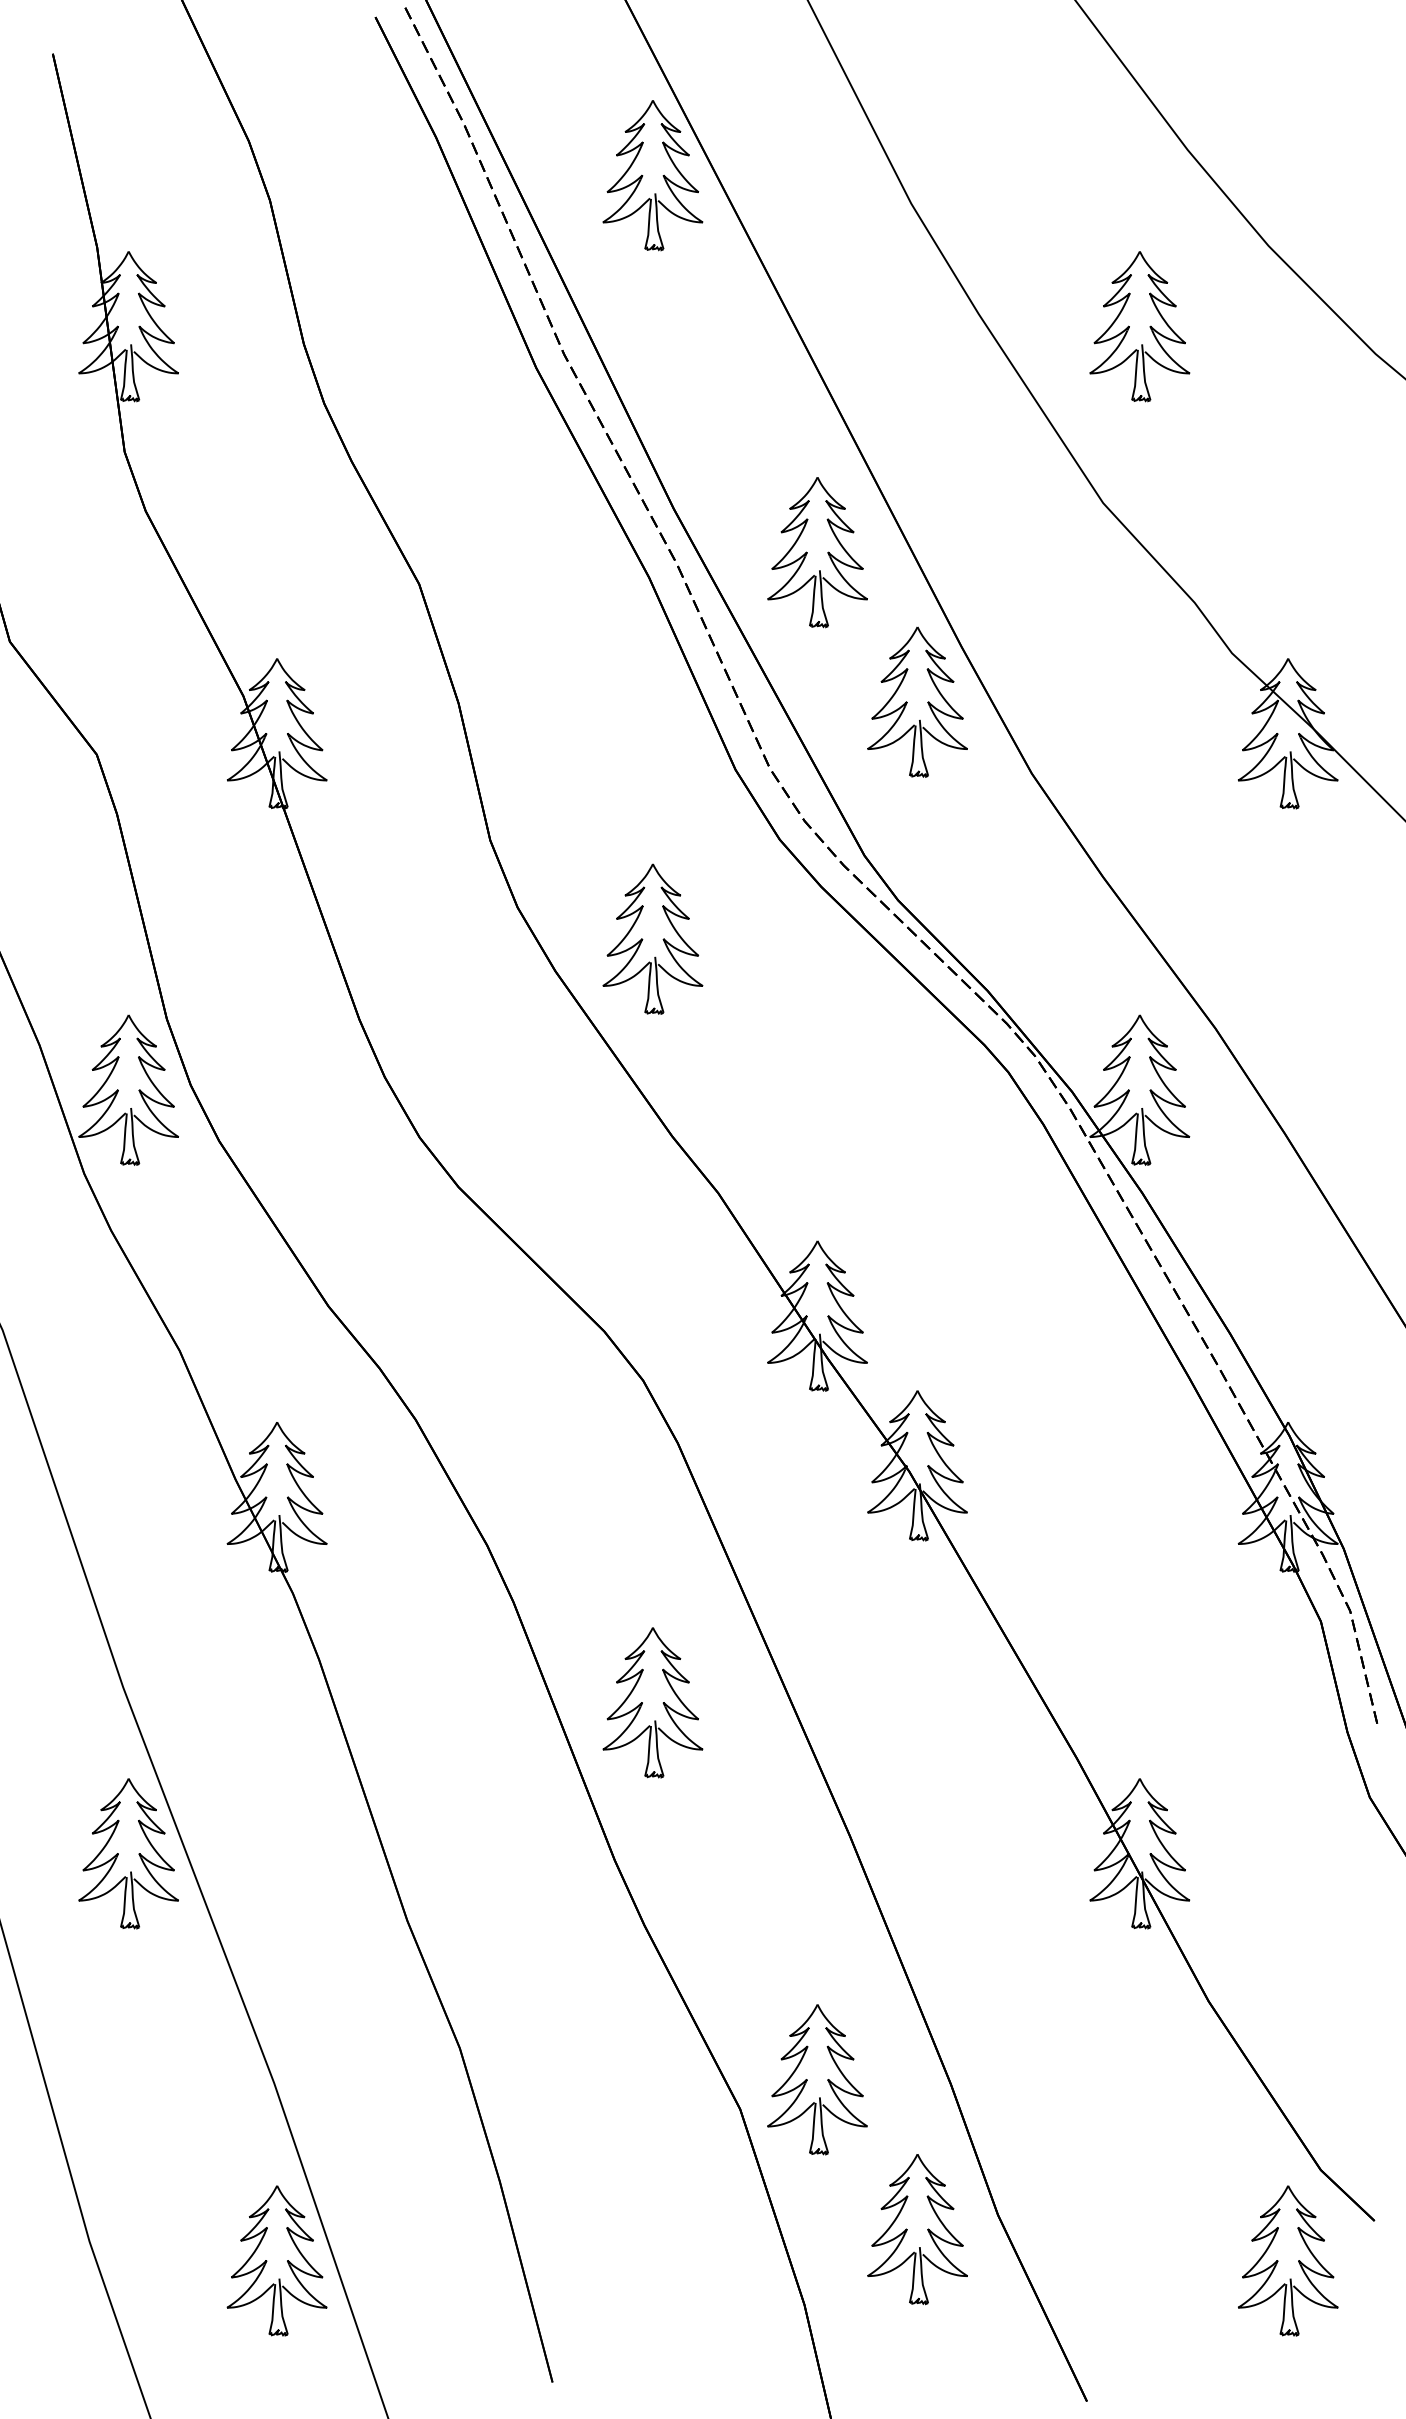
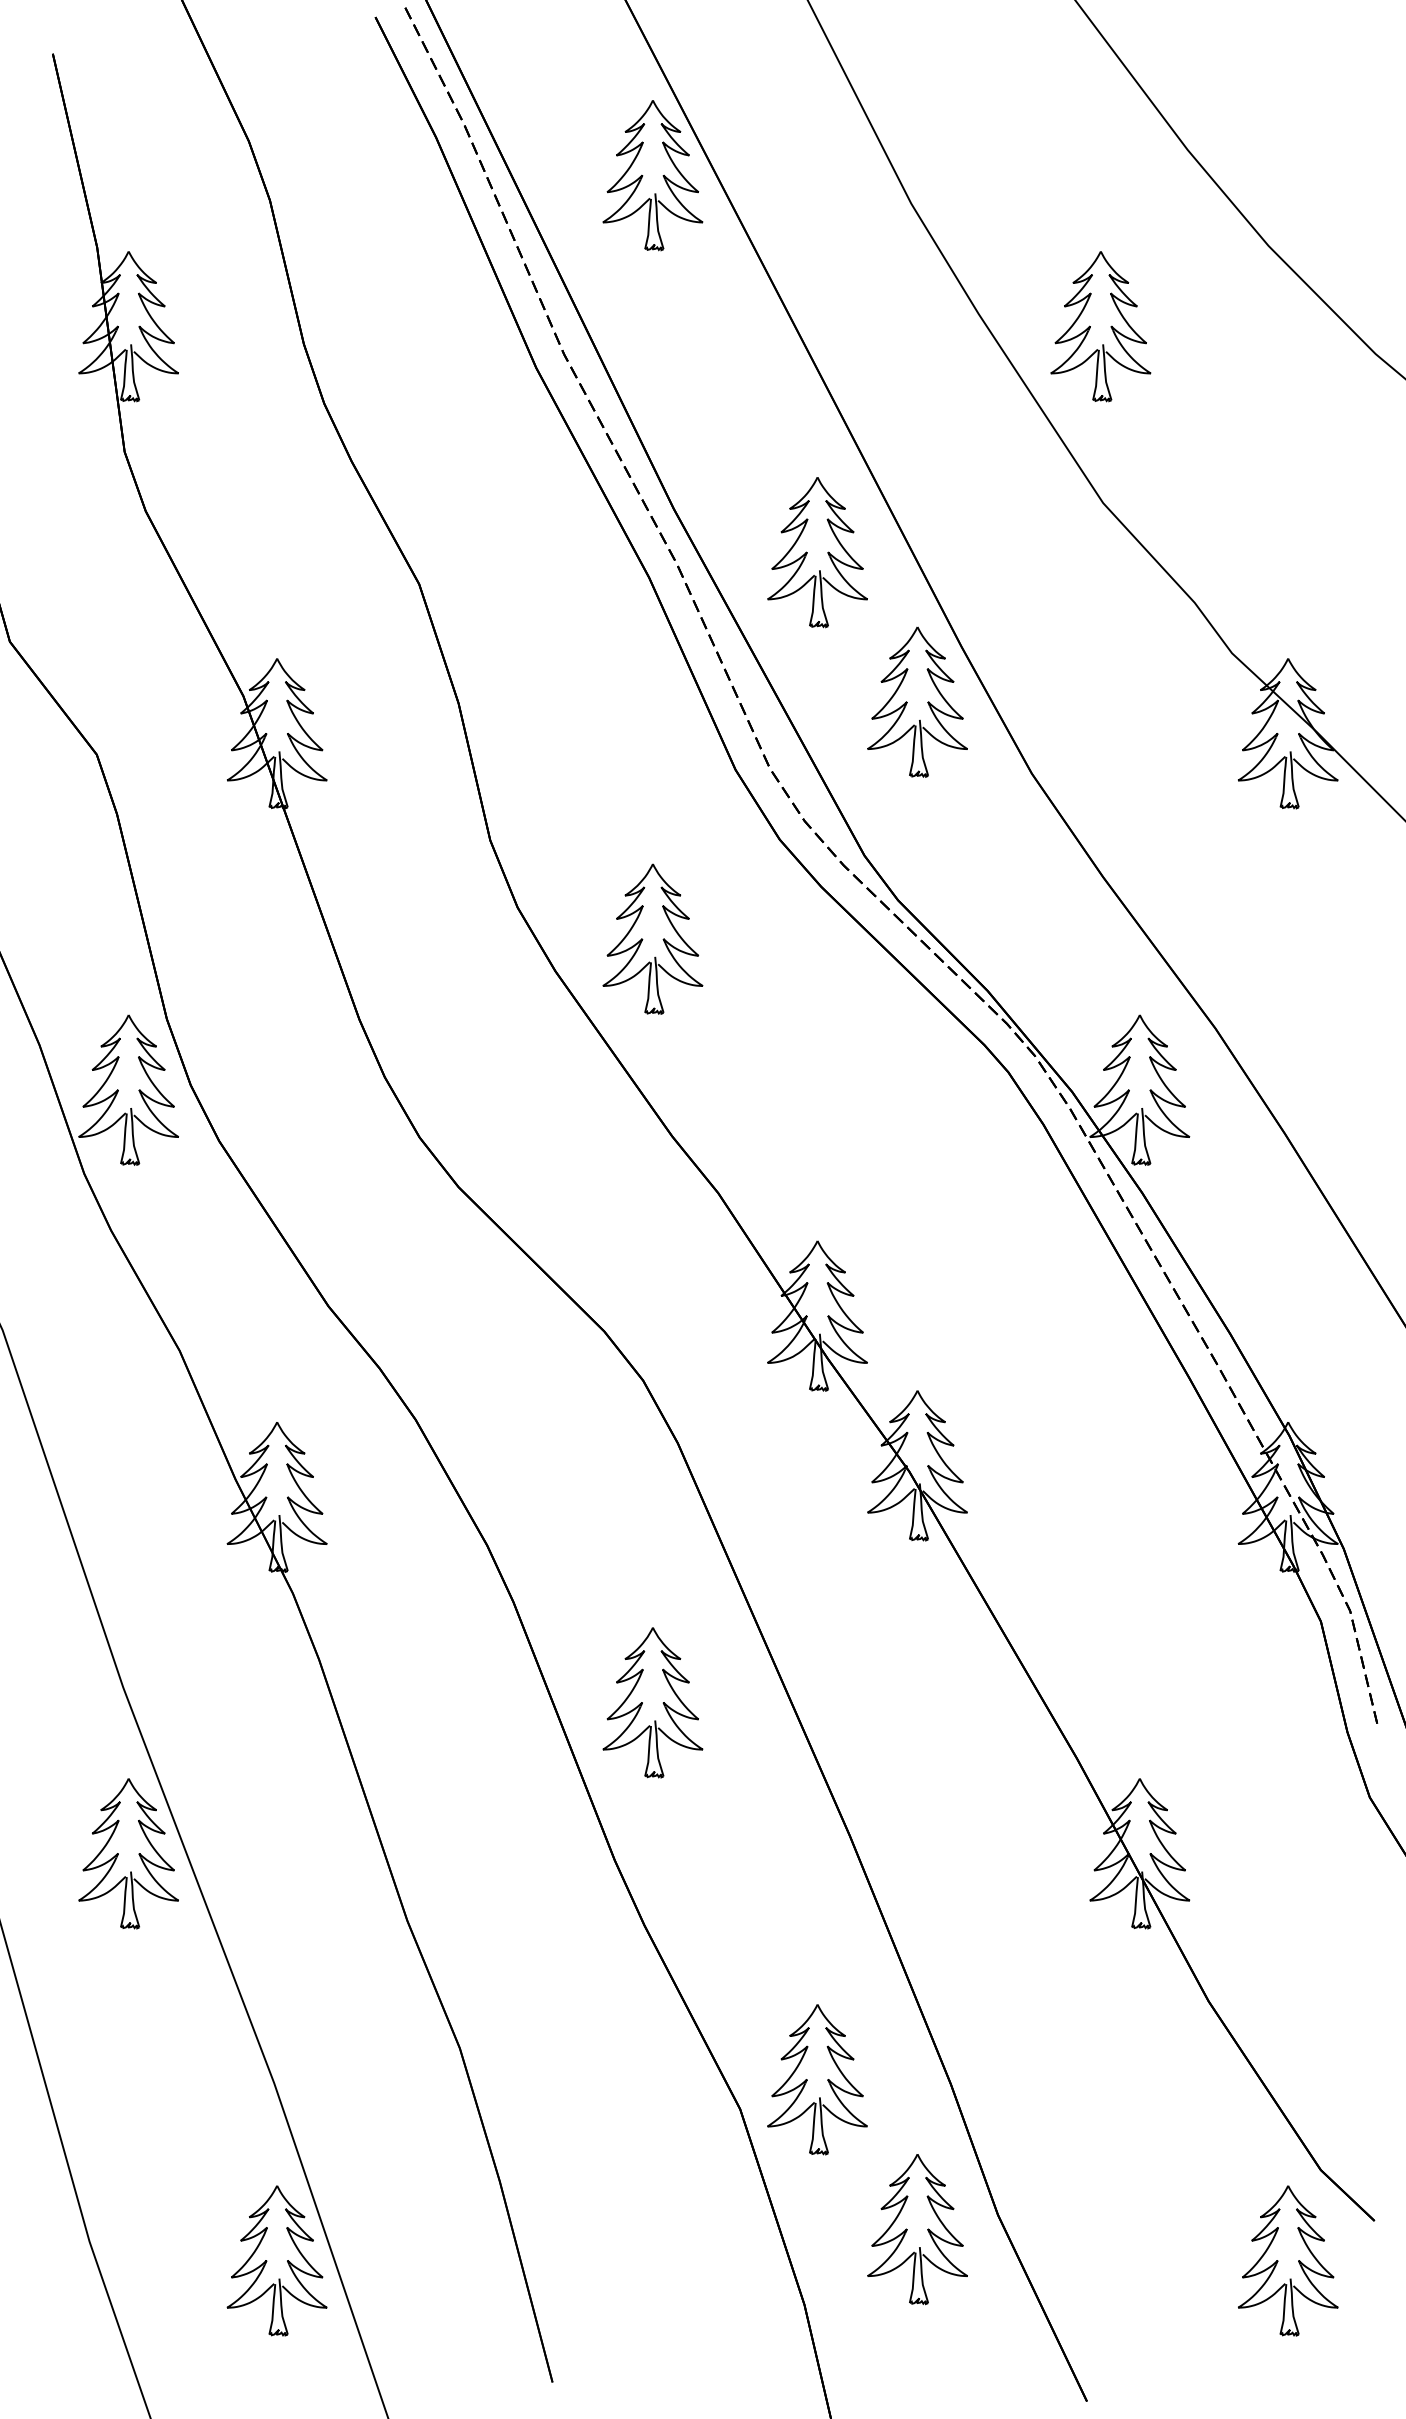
part position: (1139, 326) -> (1100, 326) (1100, 326)
